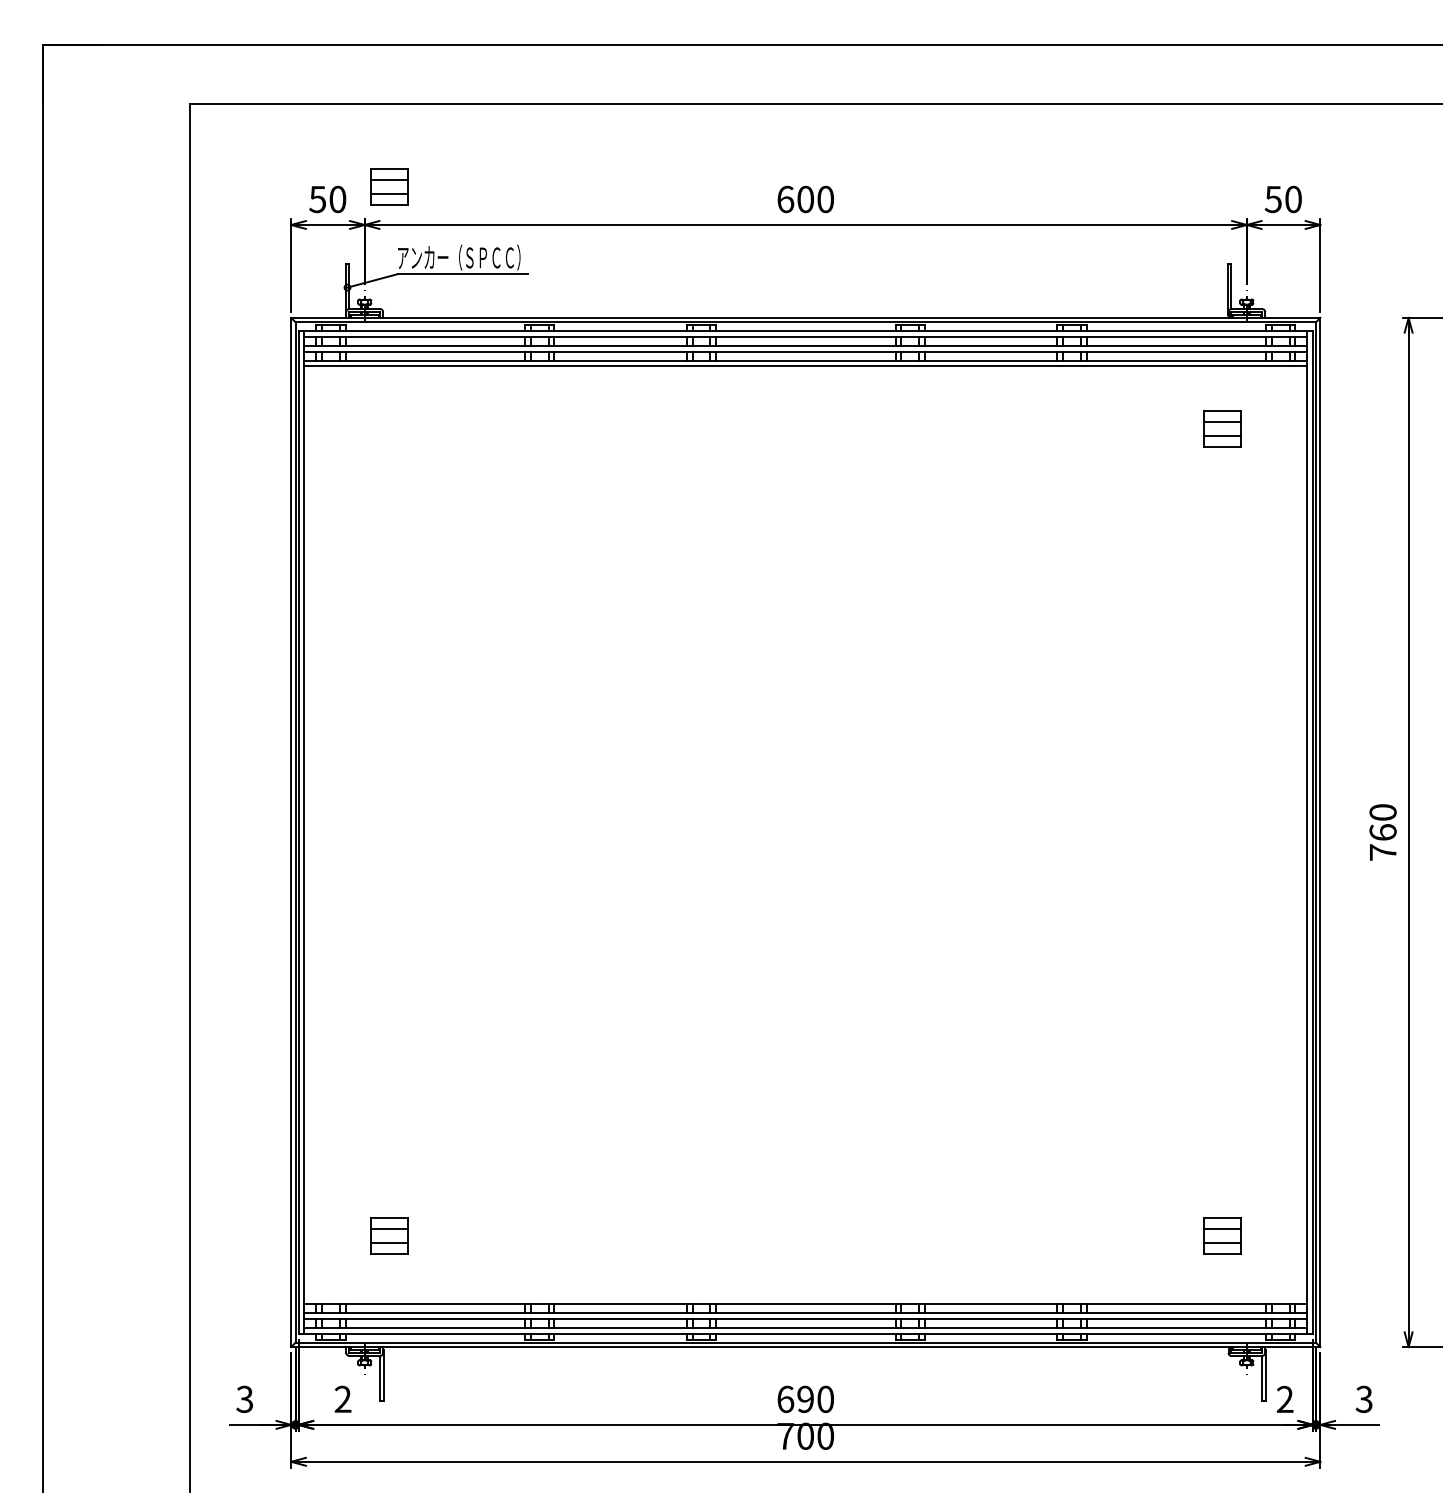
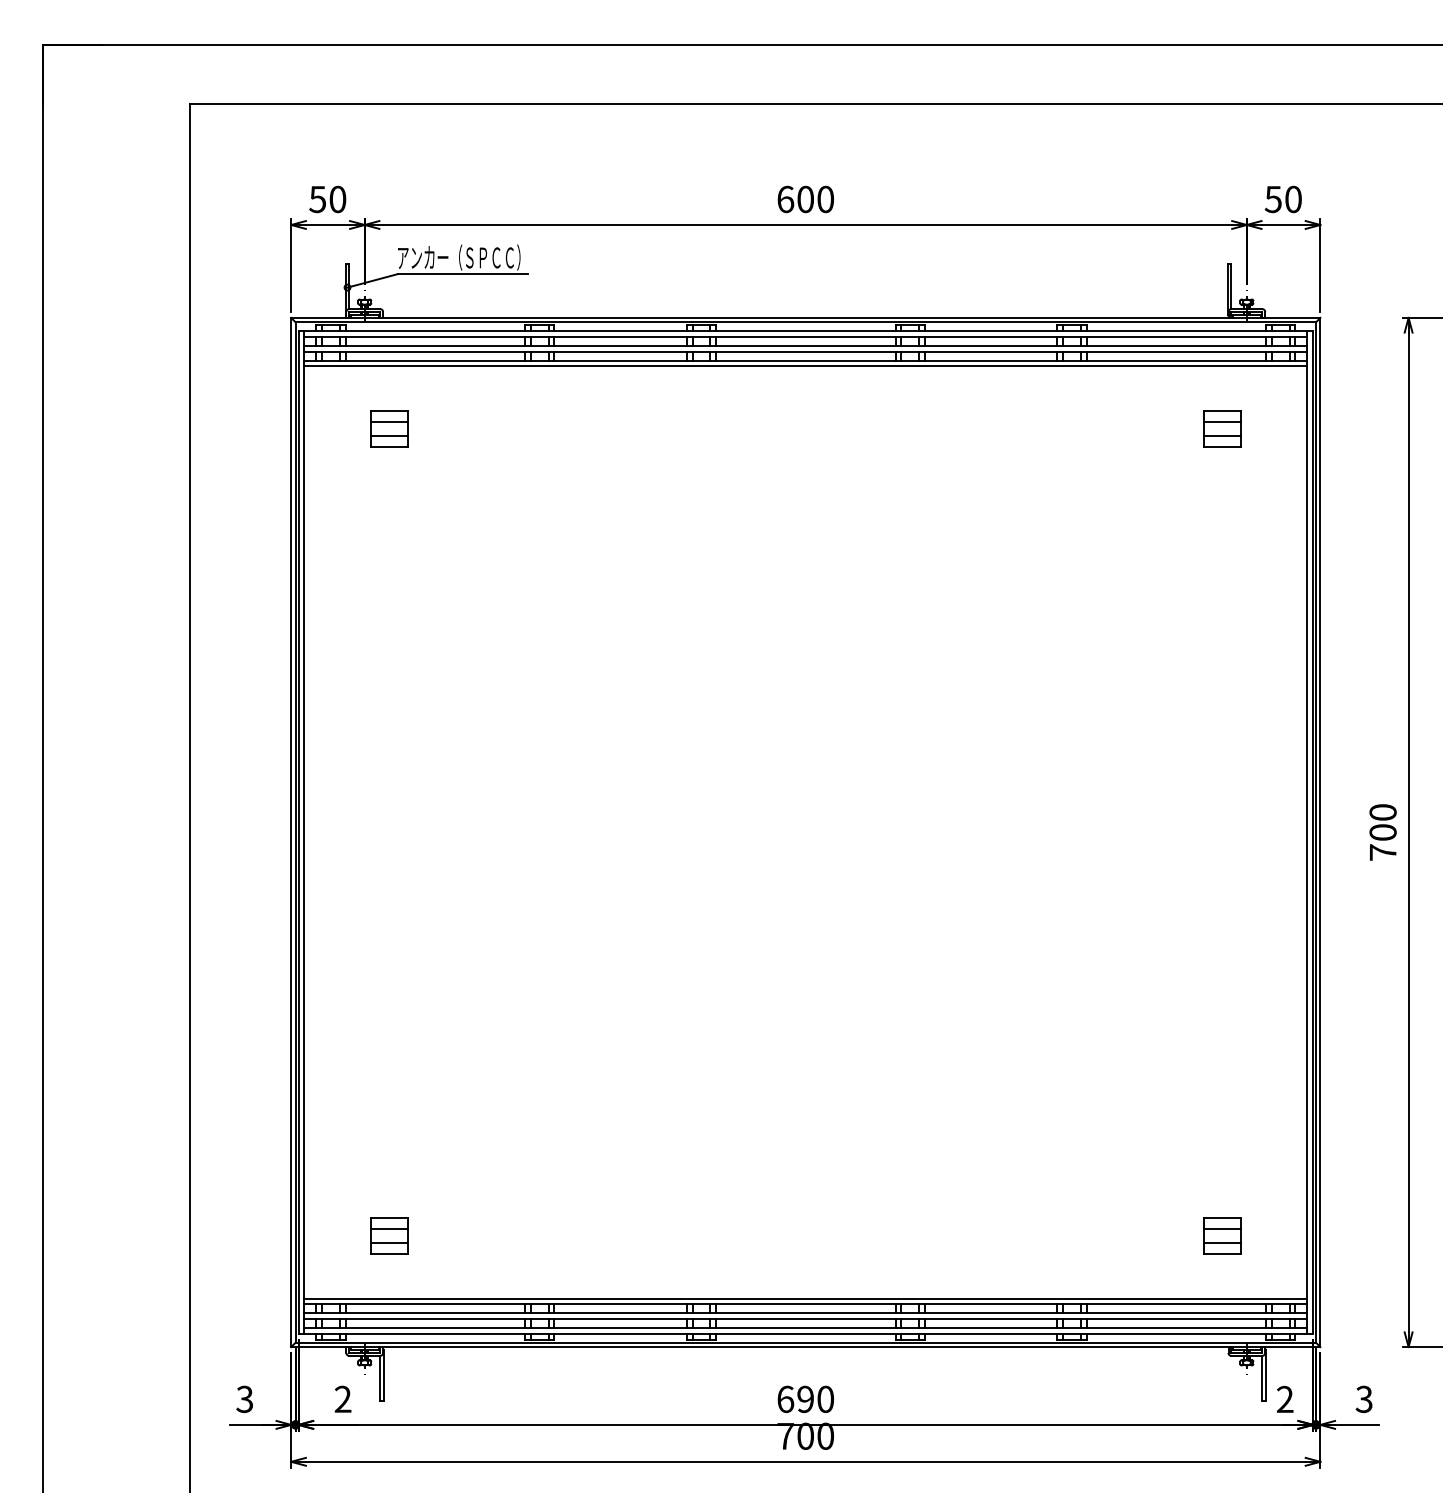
part position: (389, 186) -> (389, 428) (389, 428)
text: 760 -> 700 (1382, 832)
line: none -> present (805, 1298)
